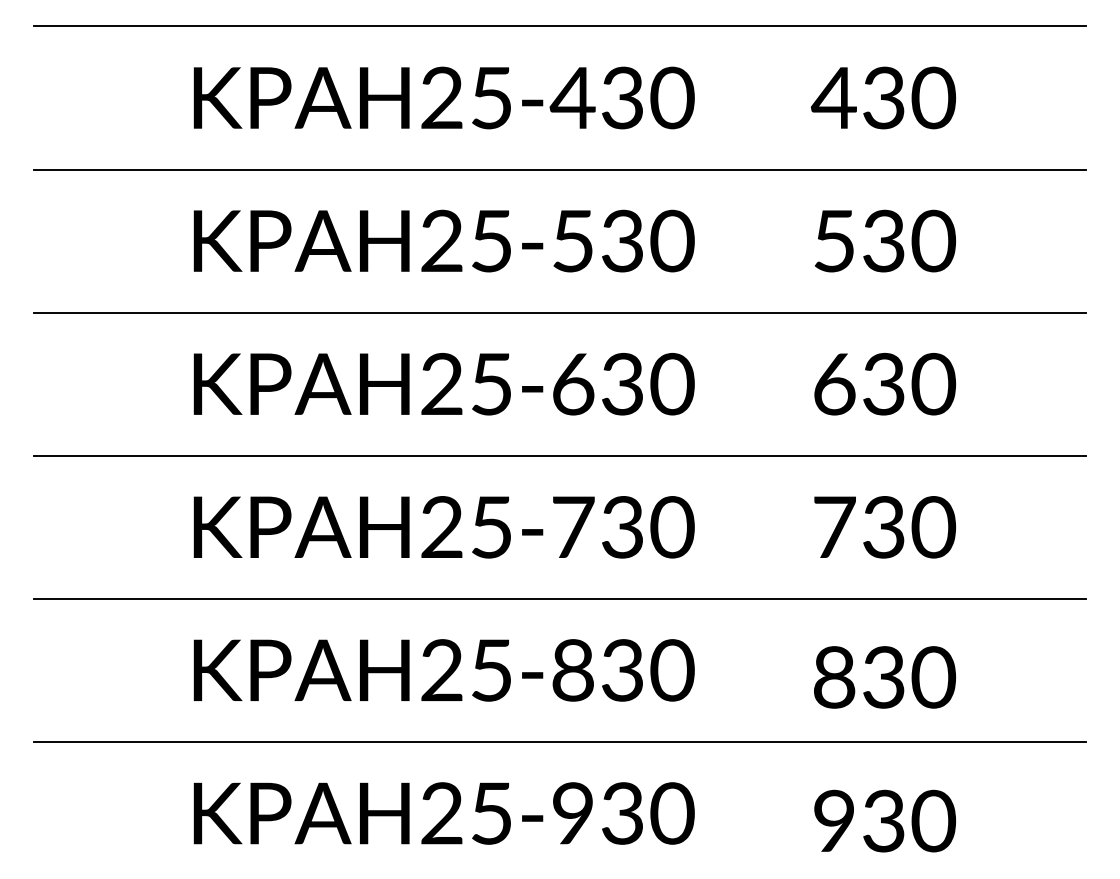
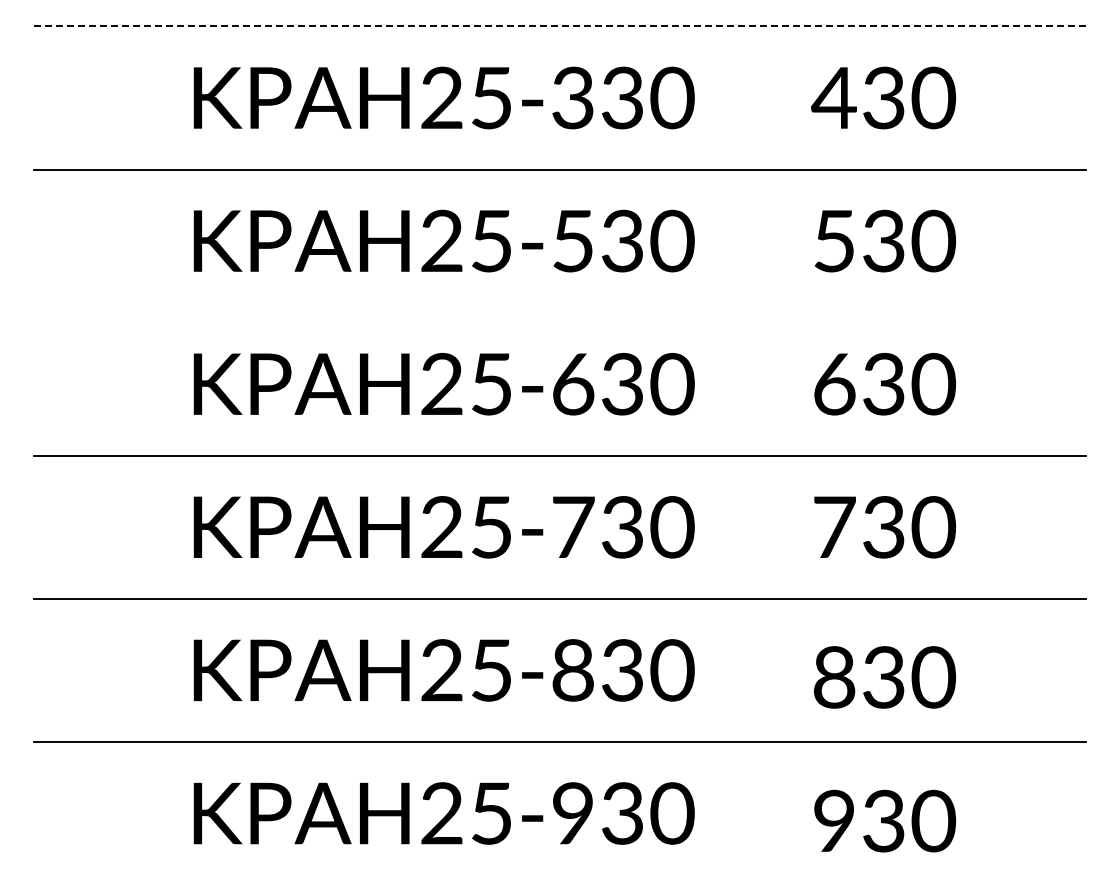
line: solid -> dashed (560, 26)
text: KPAH25-430 -> KPAH25-330 (572, 97)
line: present -> none (559, 312)
